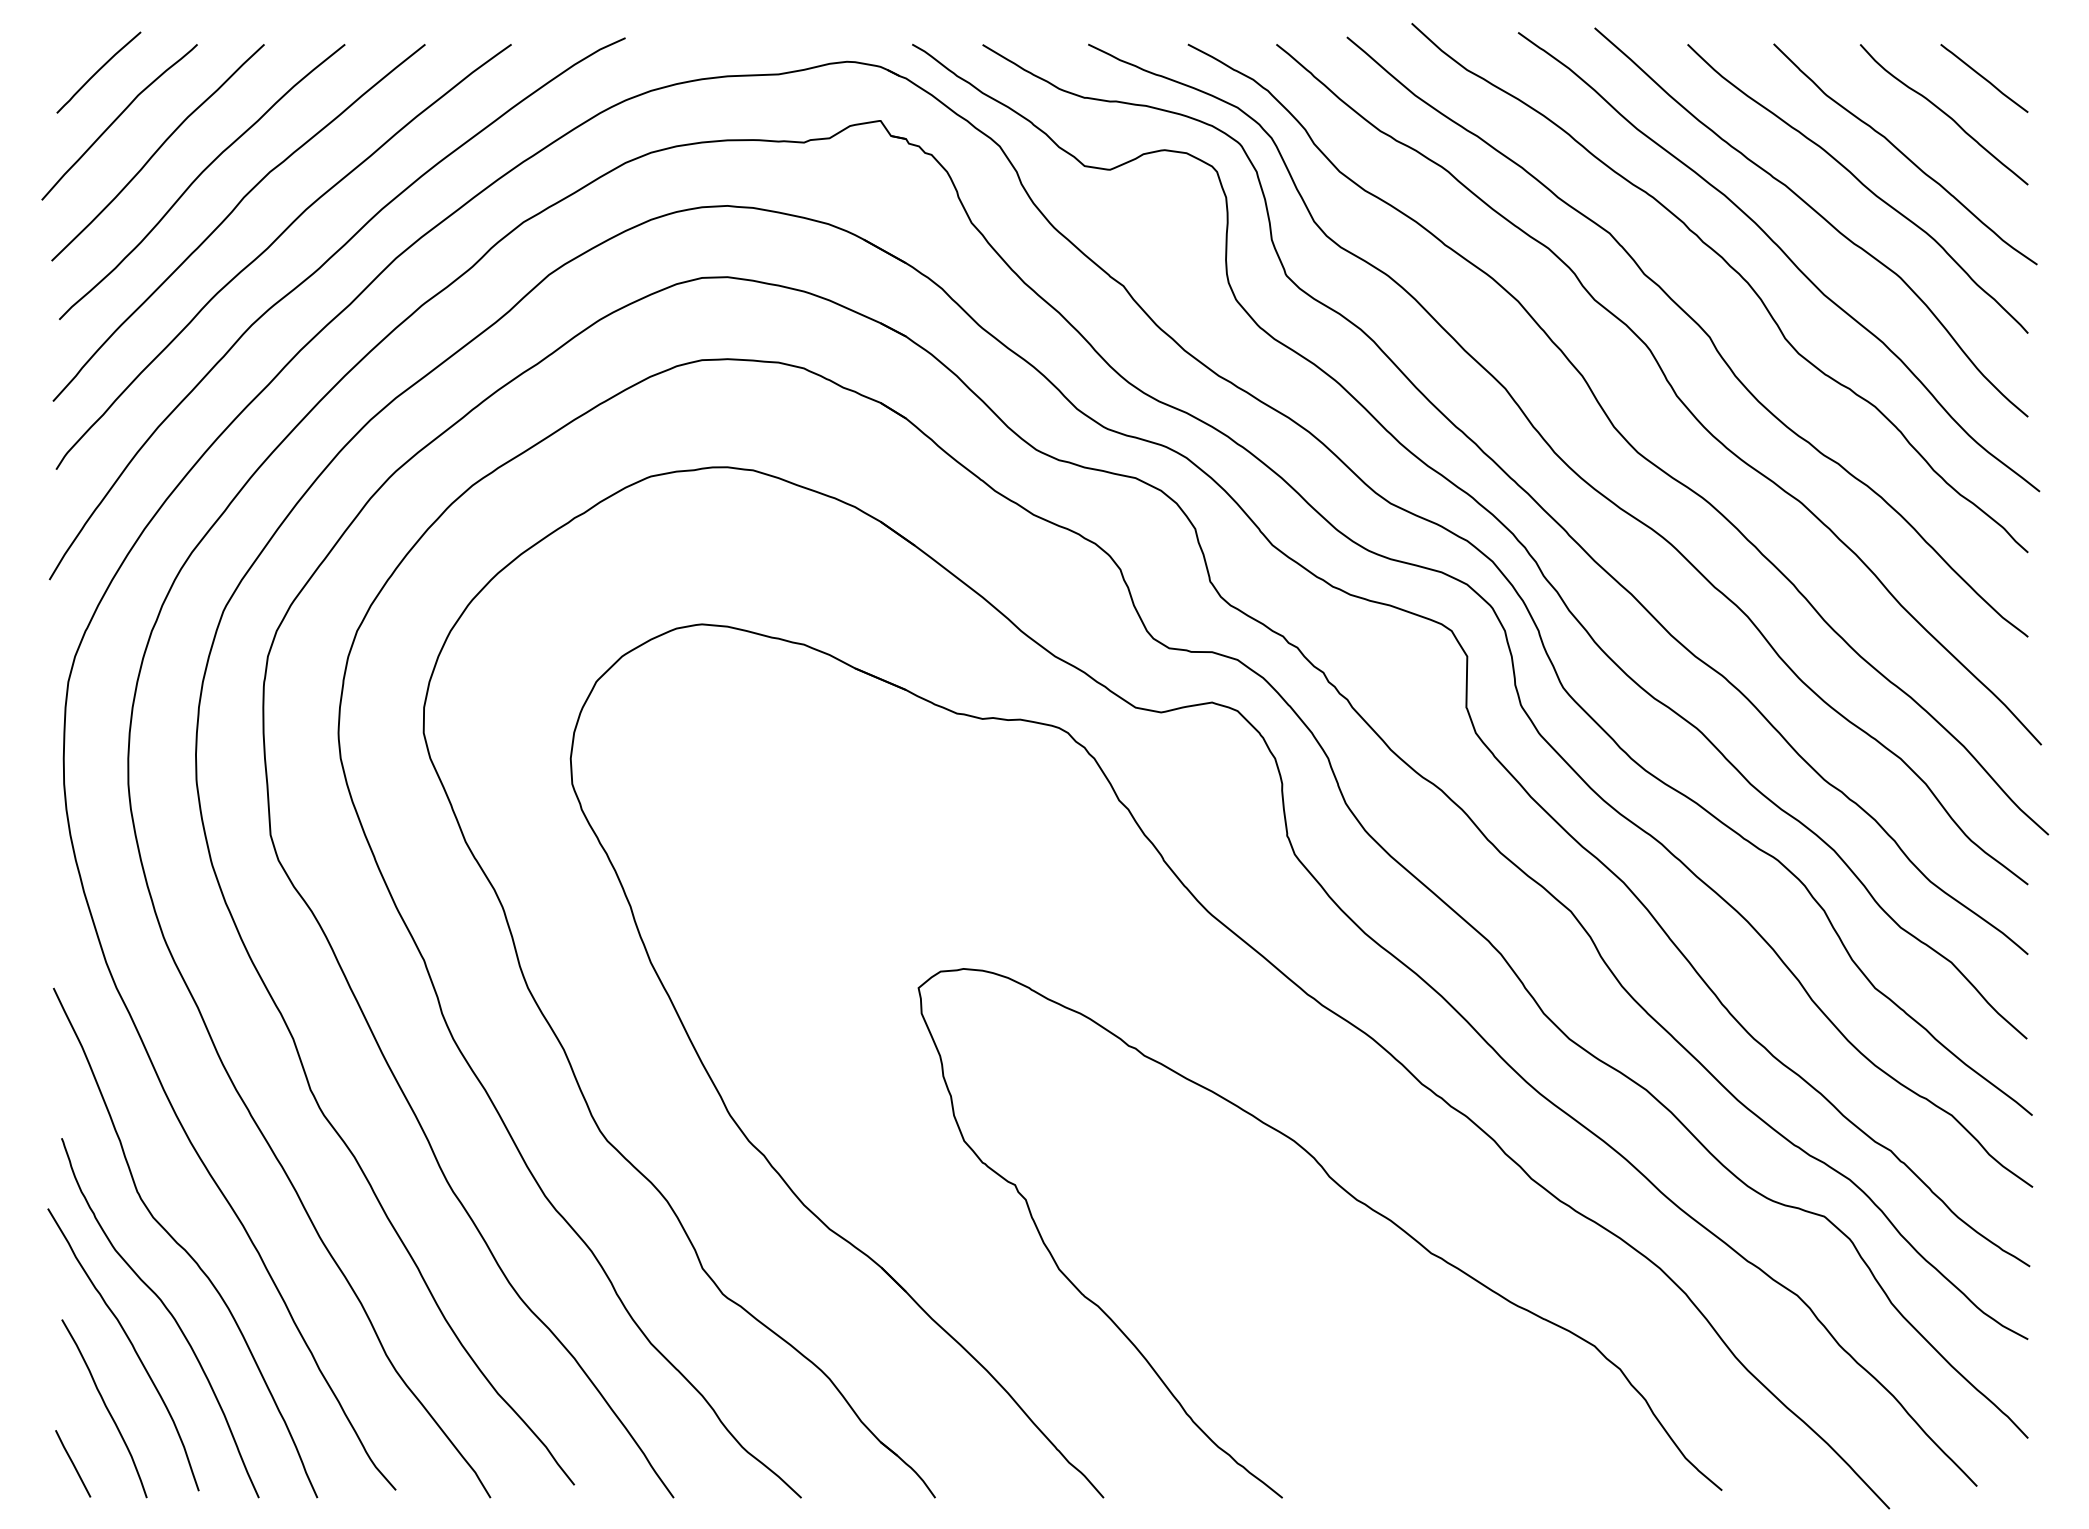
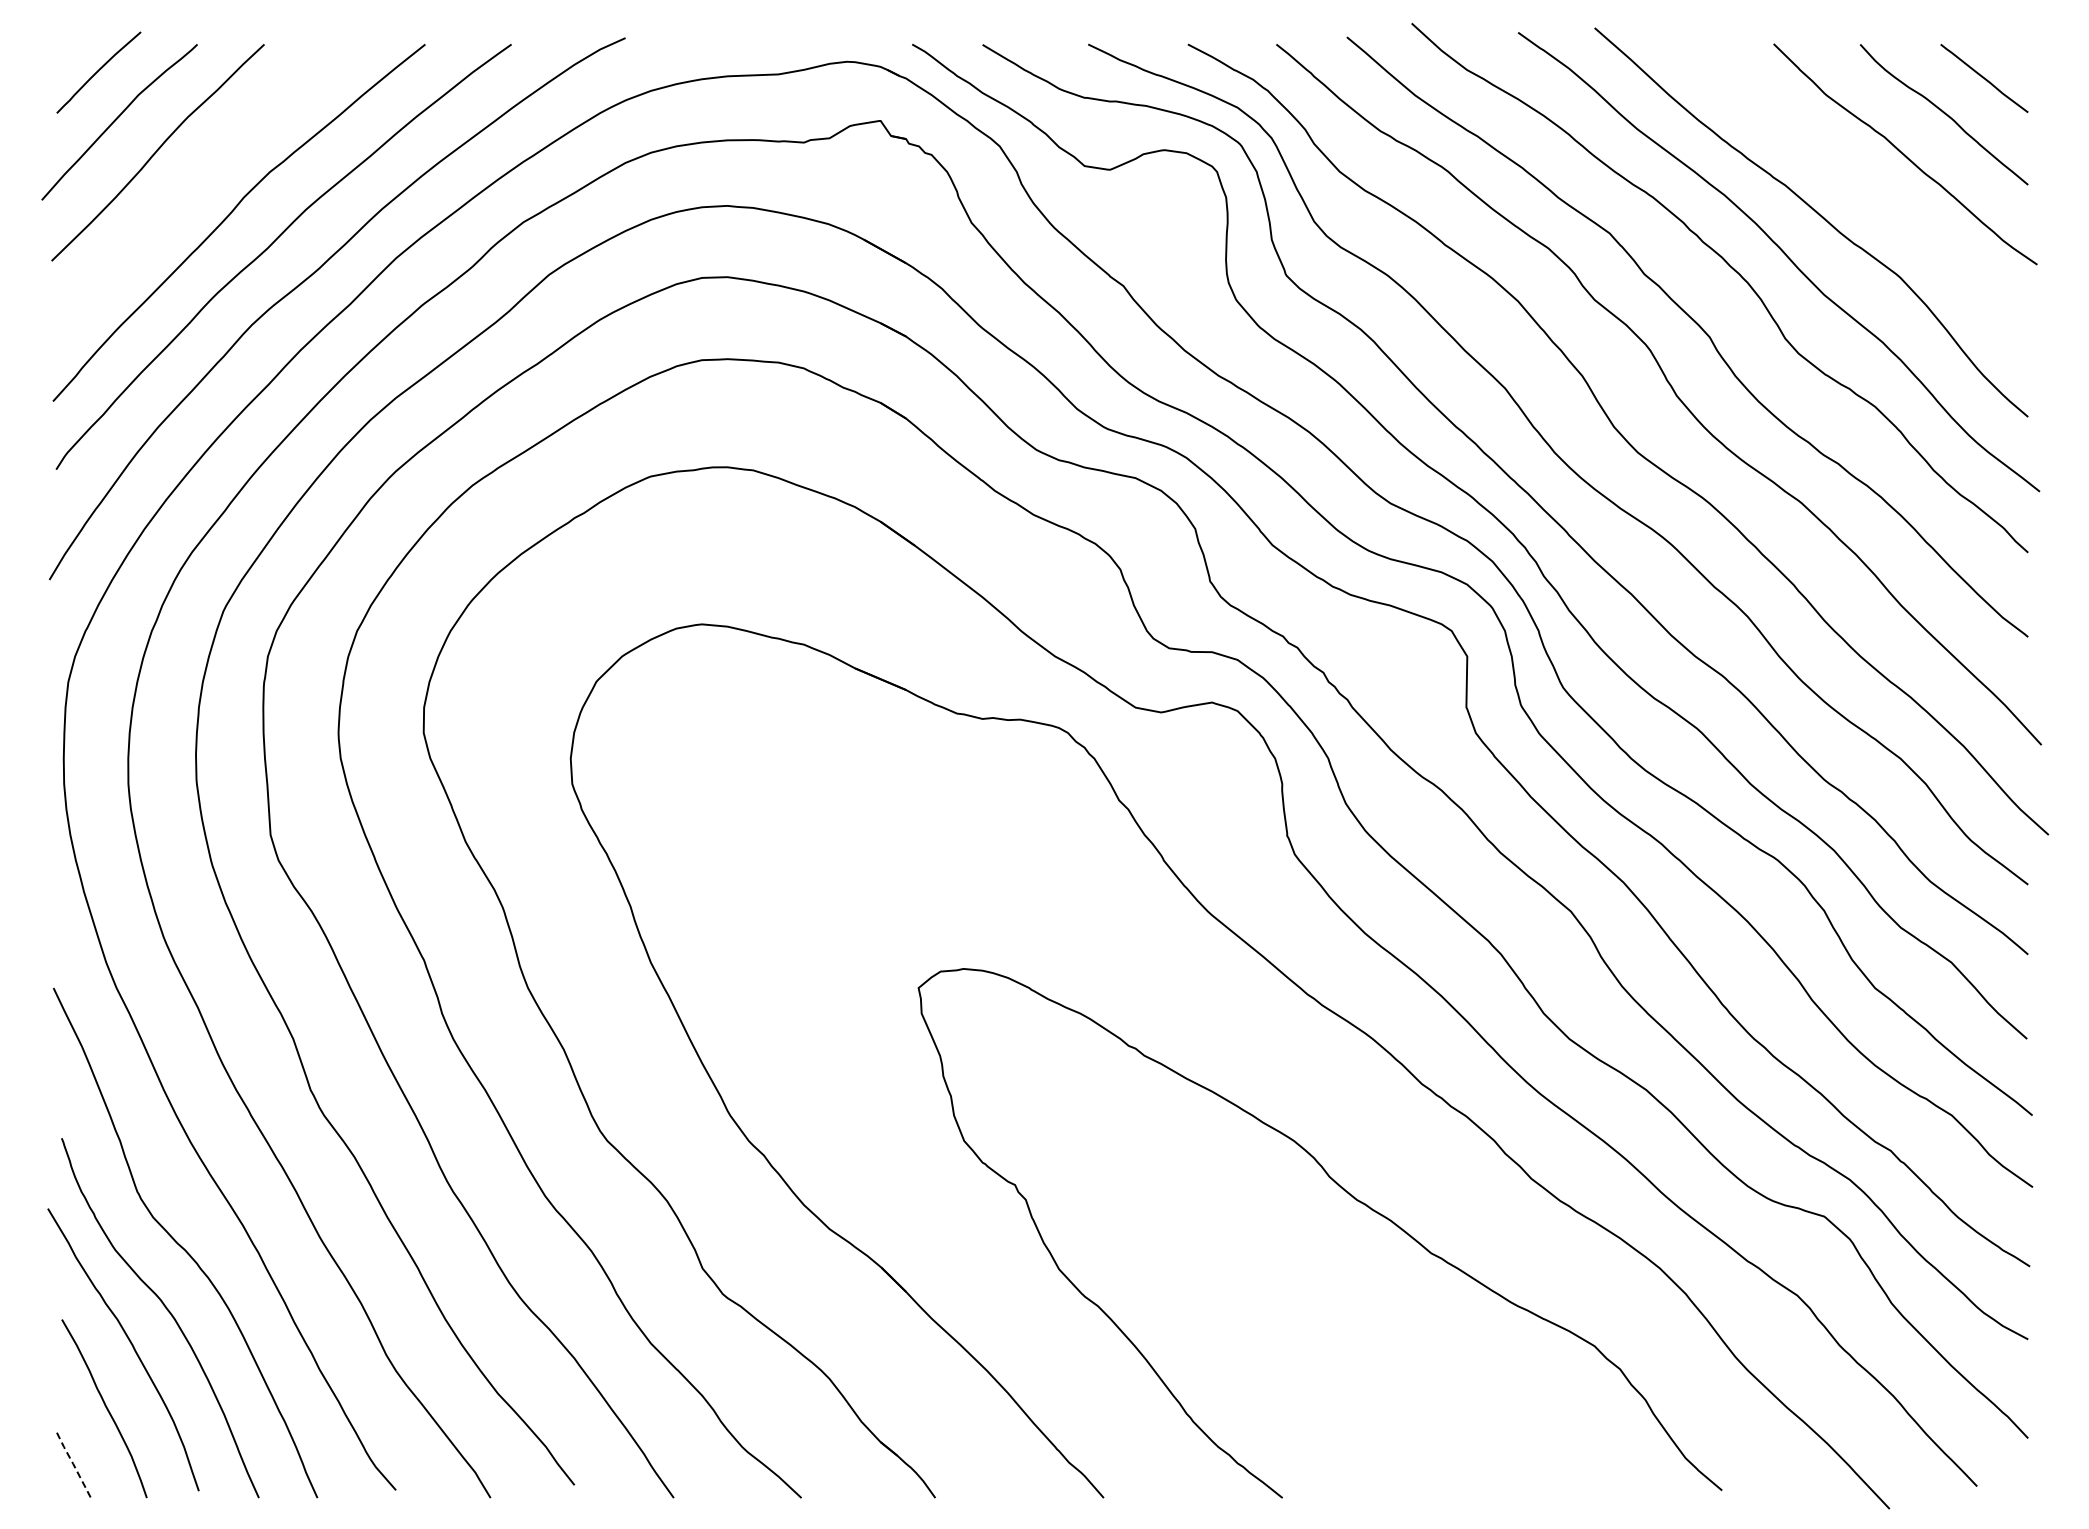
curve: present -> none (198, 177)
curve: present -> none (1861, 184)
line: solid -> dashed (72, 1463)
